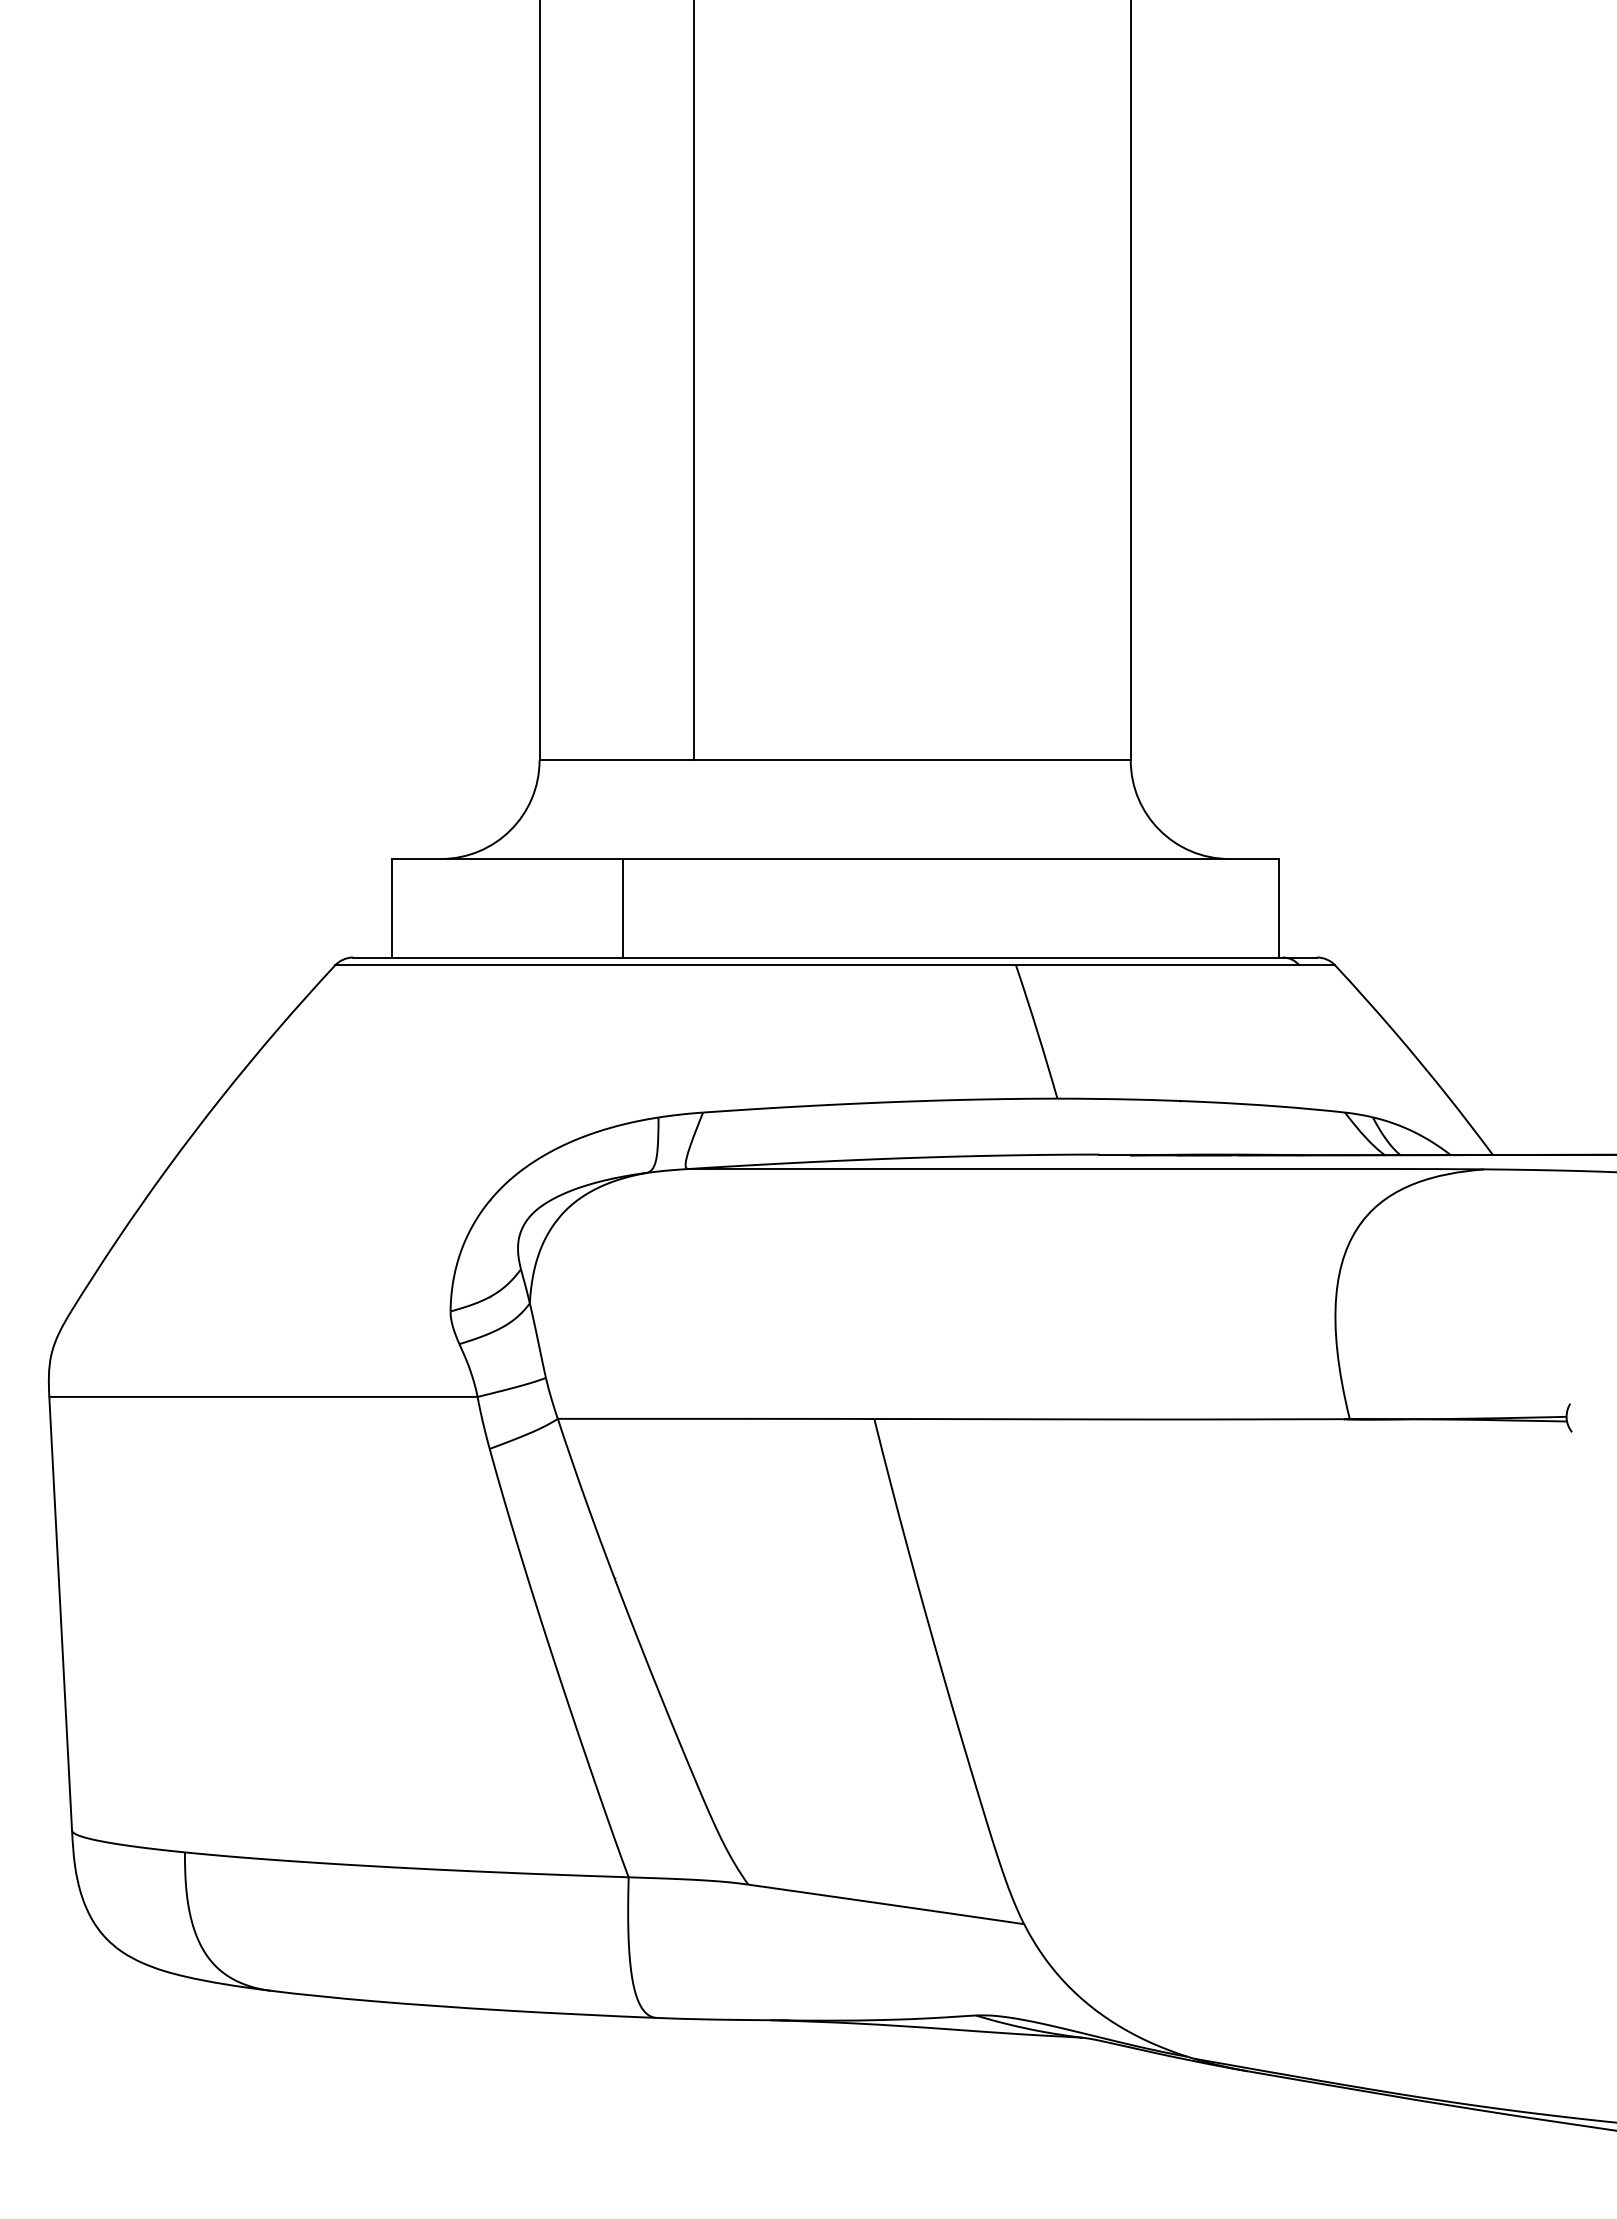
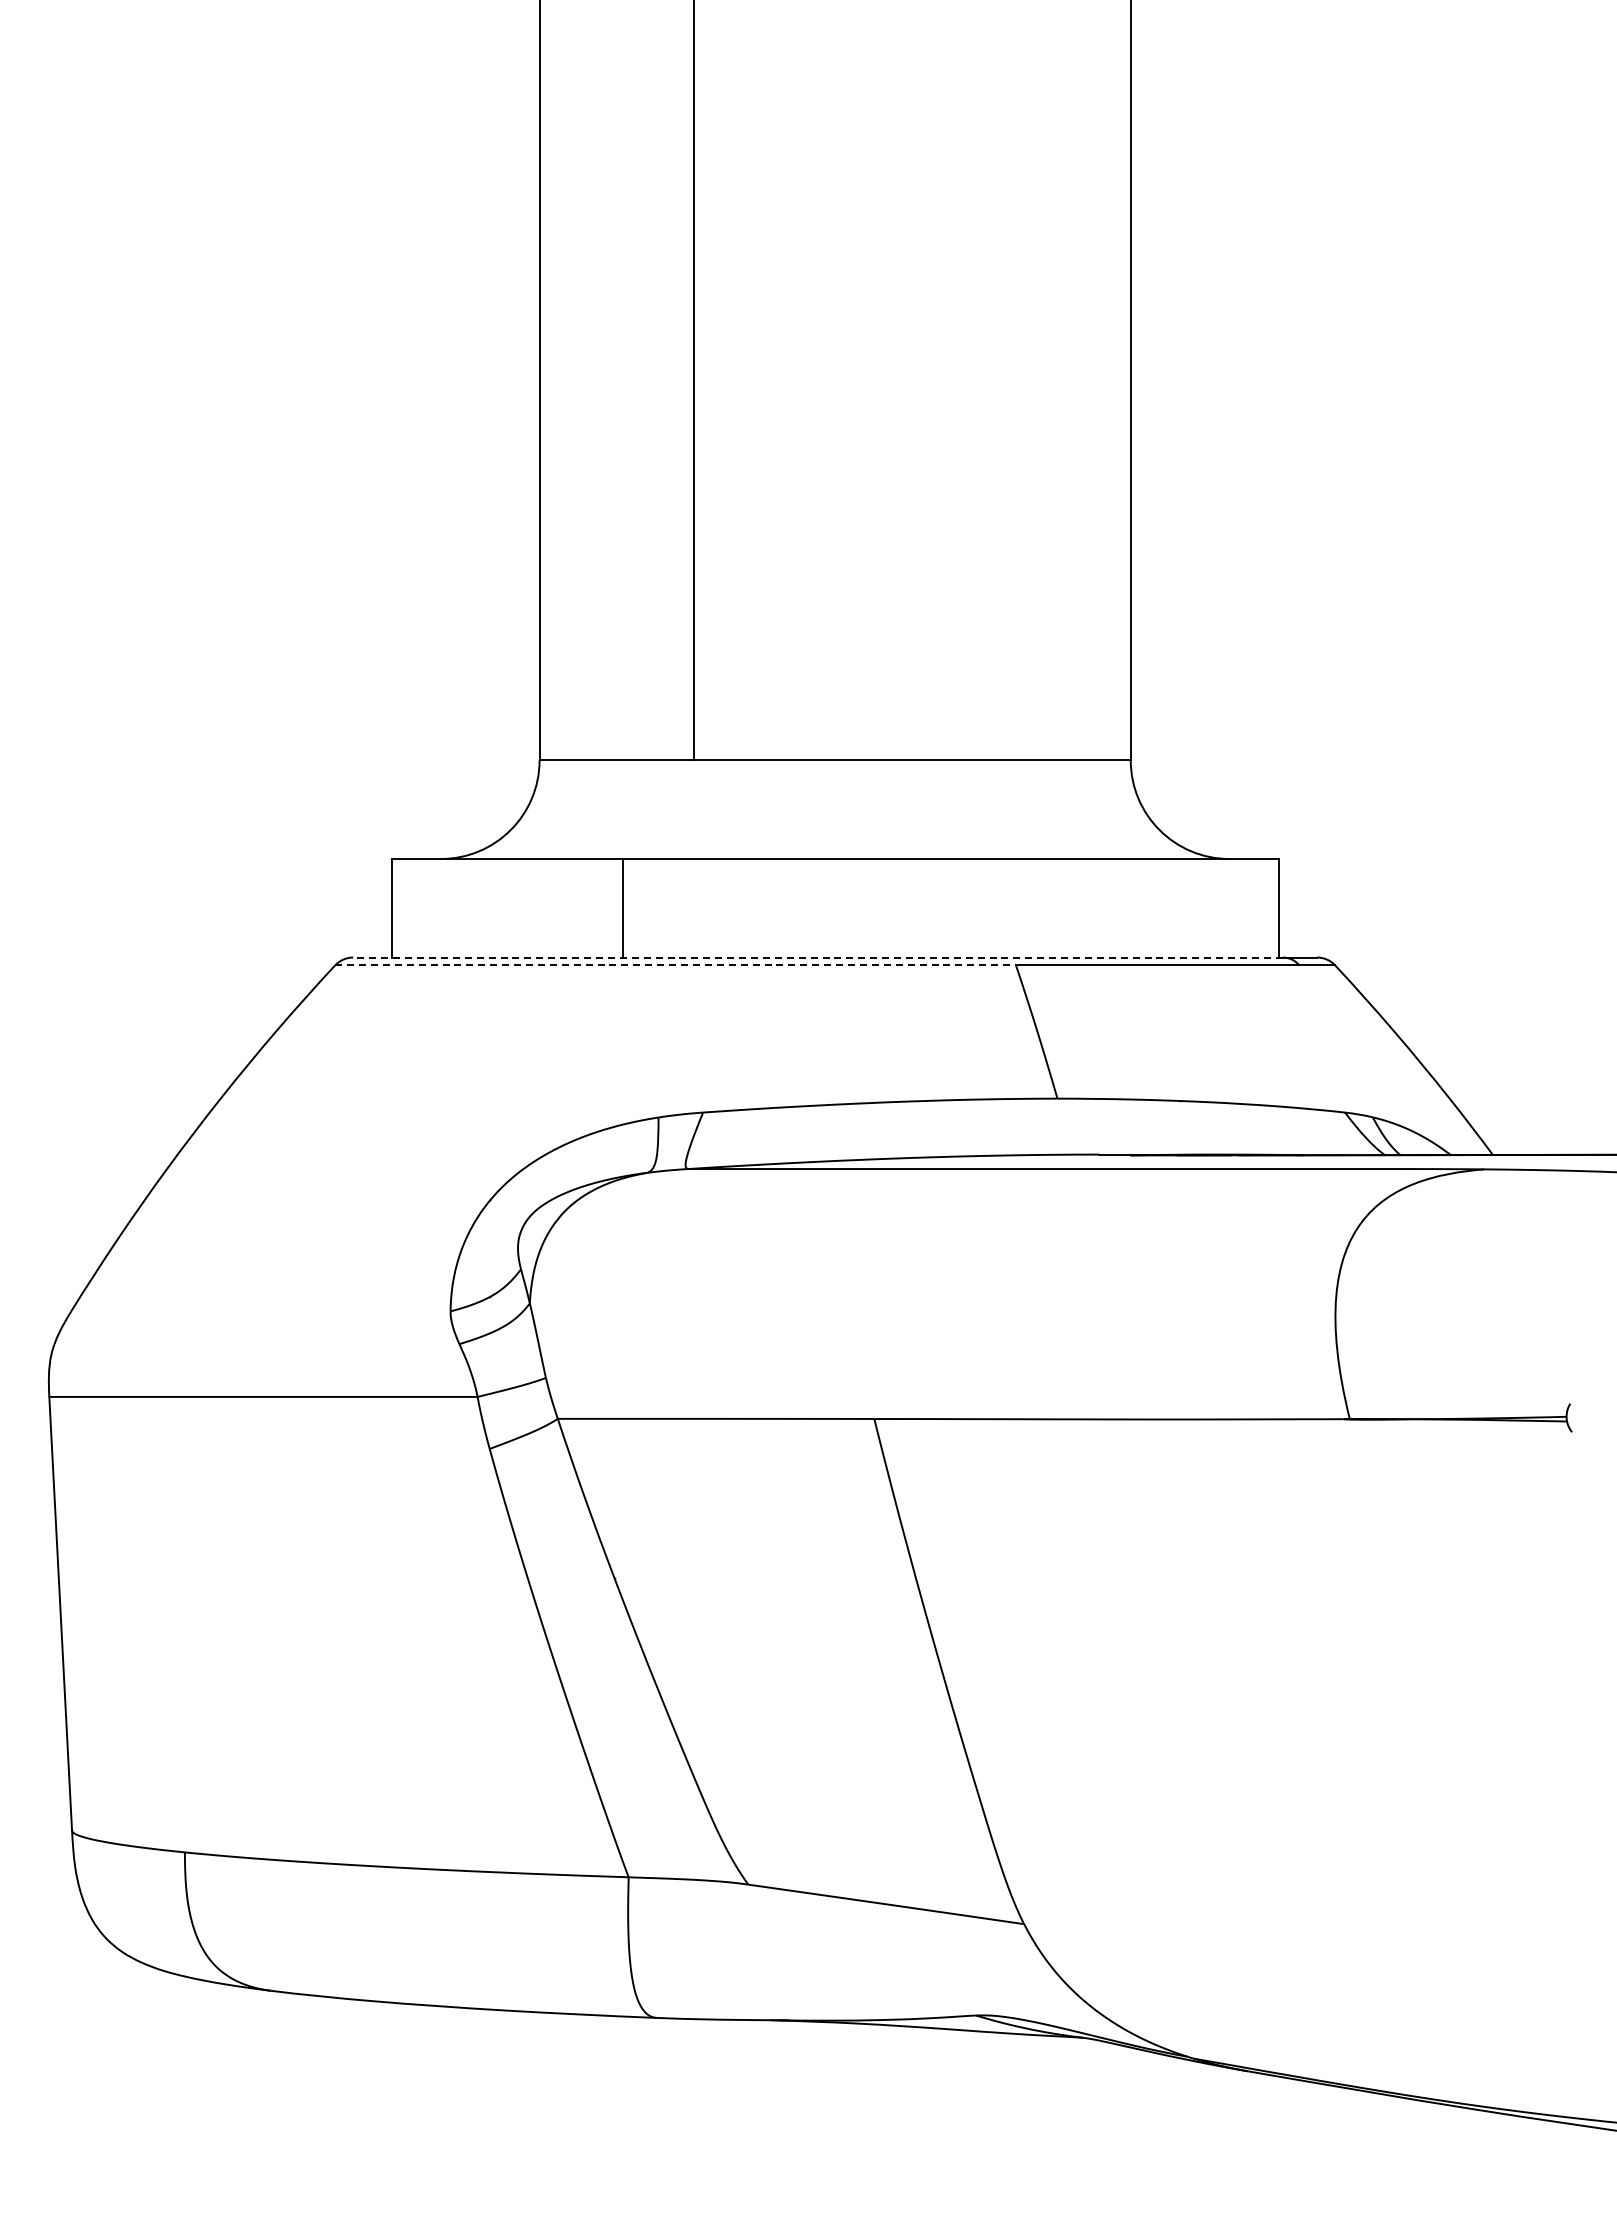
line: solid -> dashed (818, 957)
line: solid -> dashed (676, 965)
